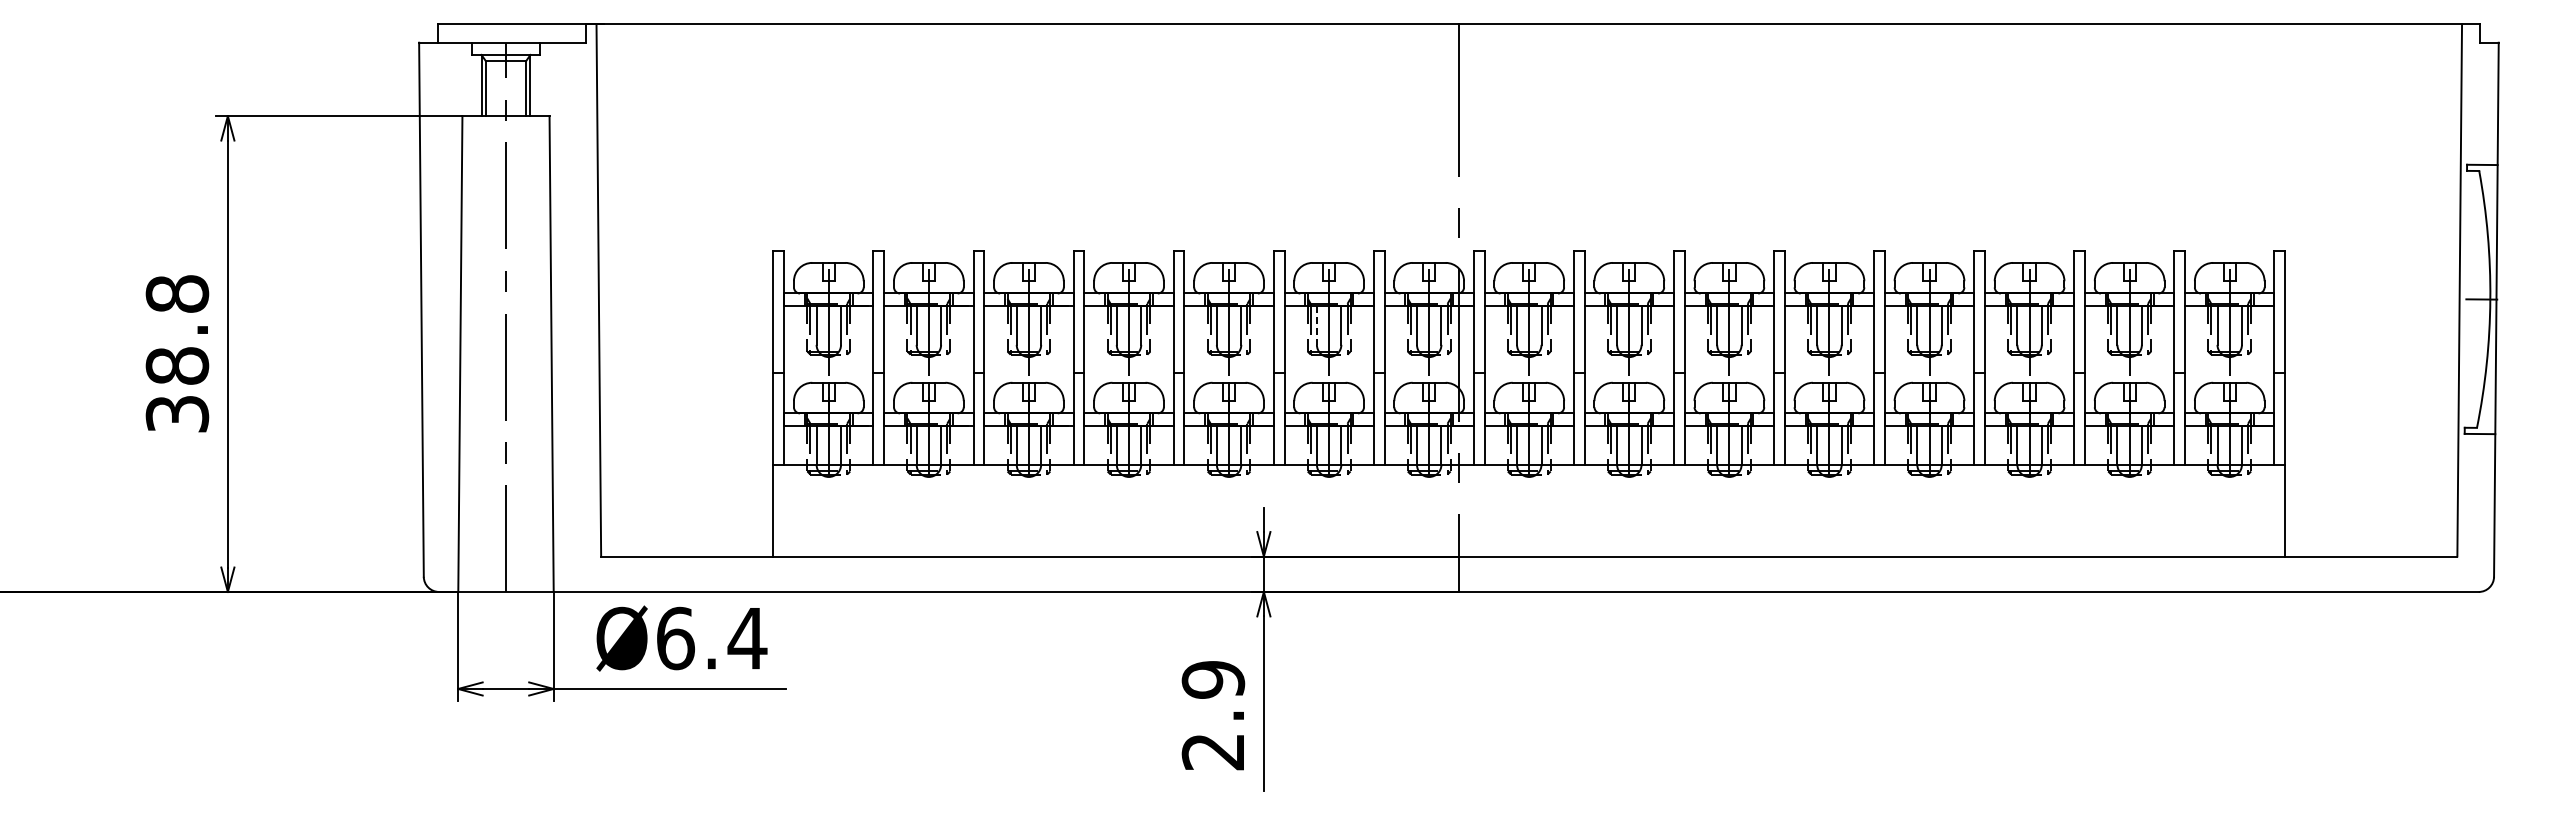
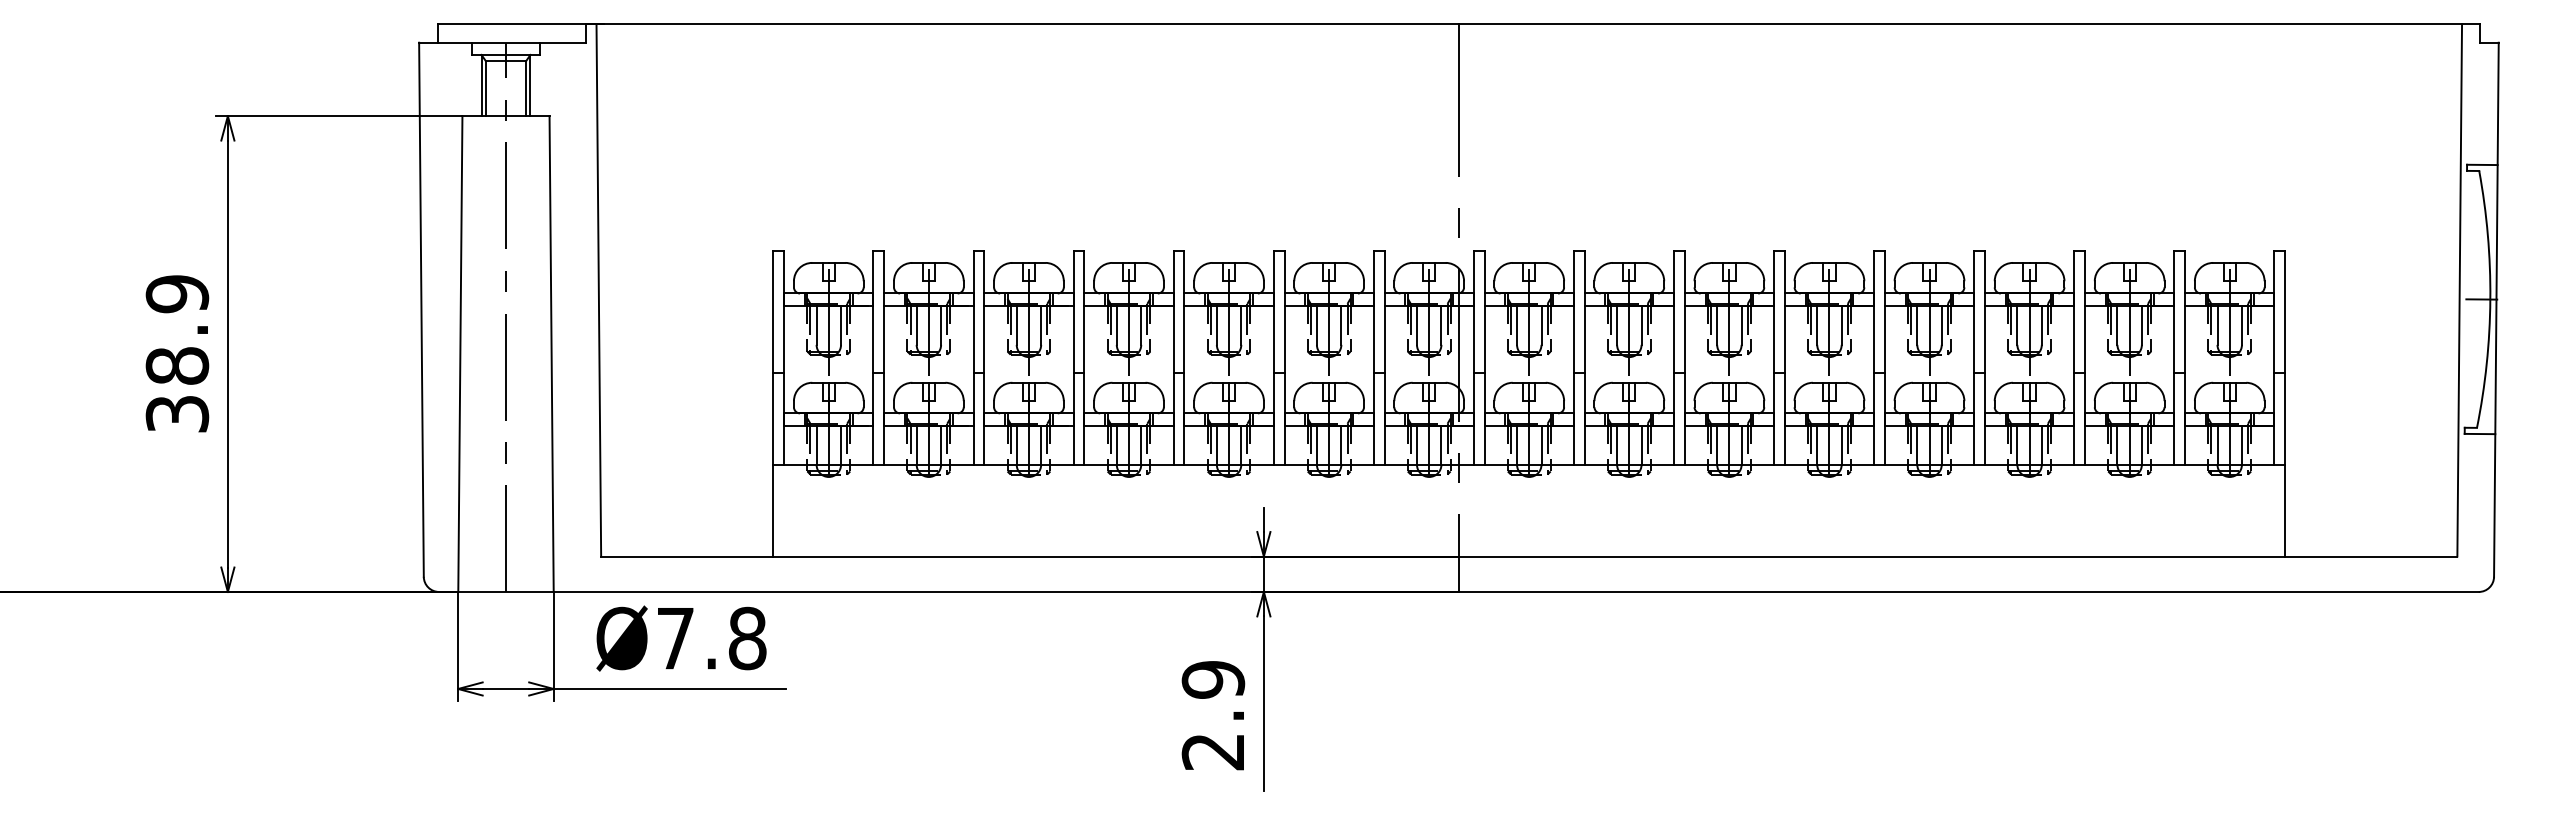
text: 38.8 -> 38.9 (177, 294)
line: dashed -> solid (1316, 325)
text: Ø6.4 -> Ø7.8 (712, 638)
